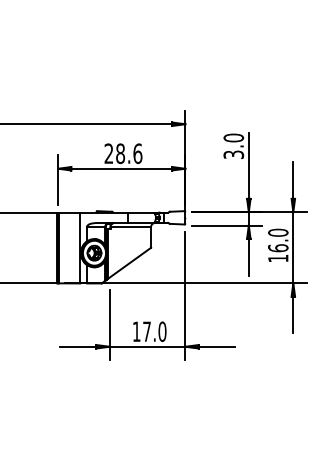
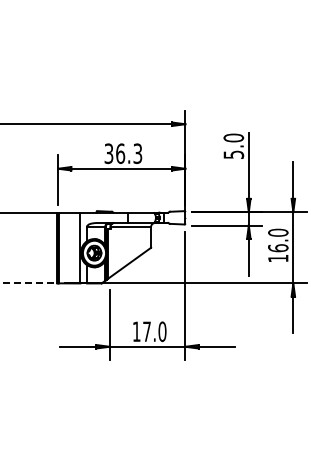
text: 28.6 -> 36.3 (123, 153)
text: 3.0 -> 5.0 (233, 154)
line: solid -> dashed (29, 283)
